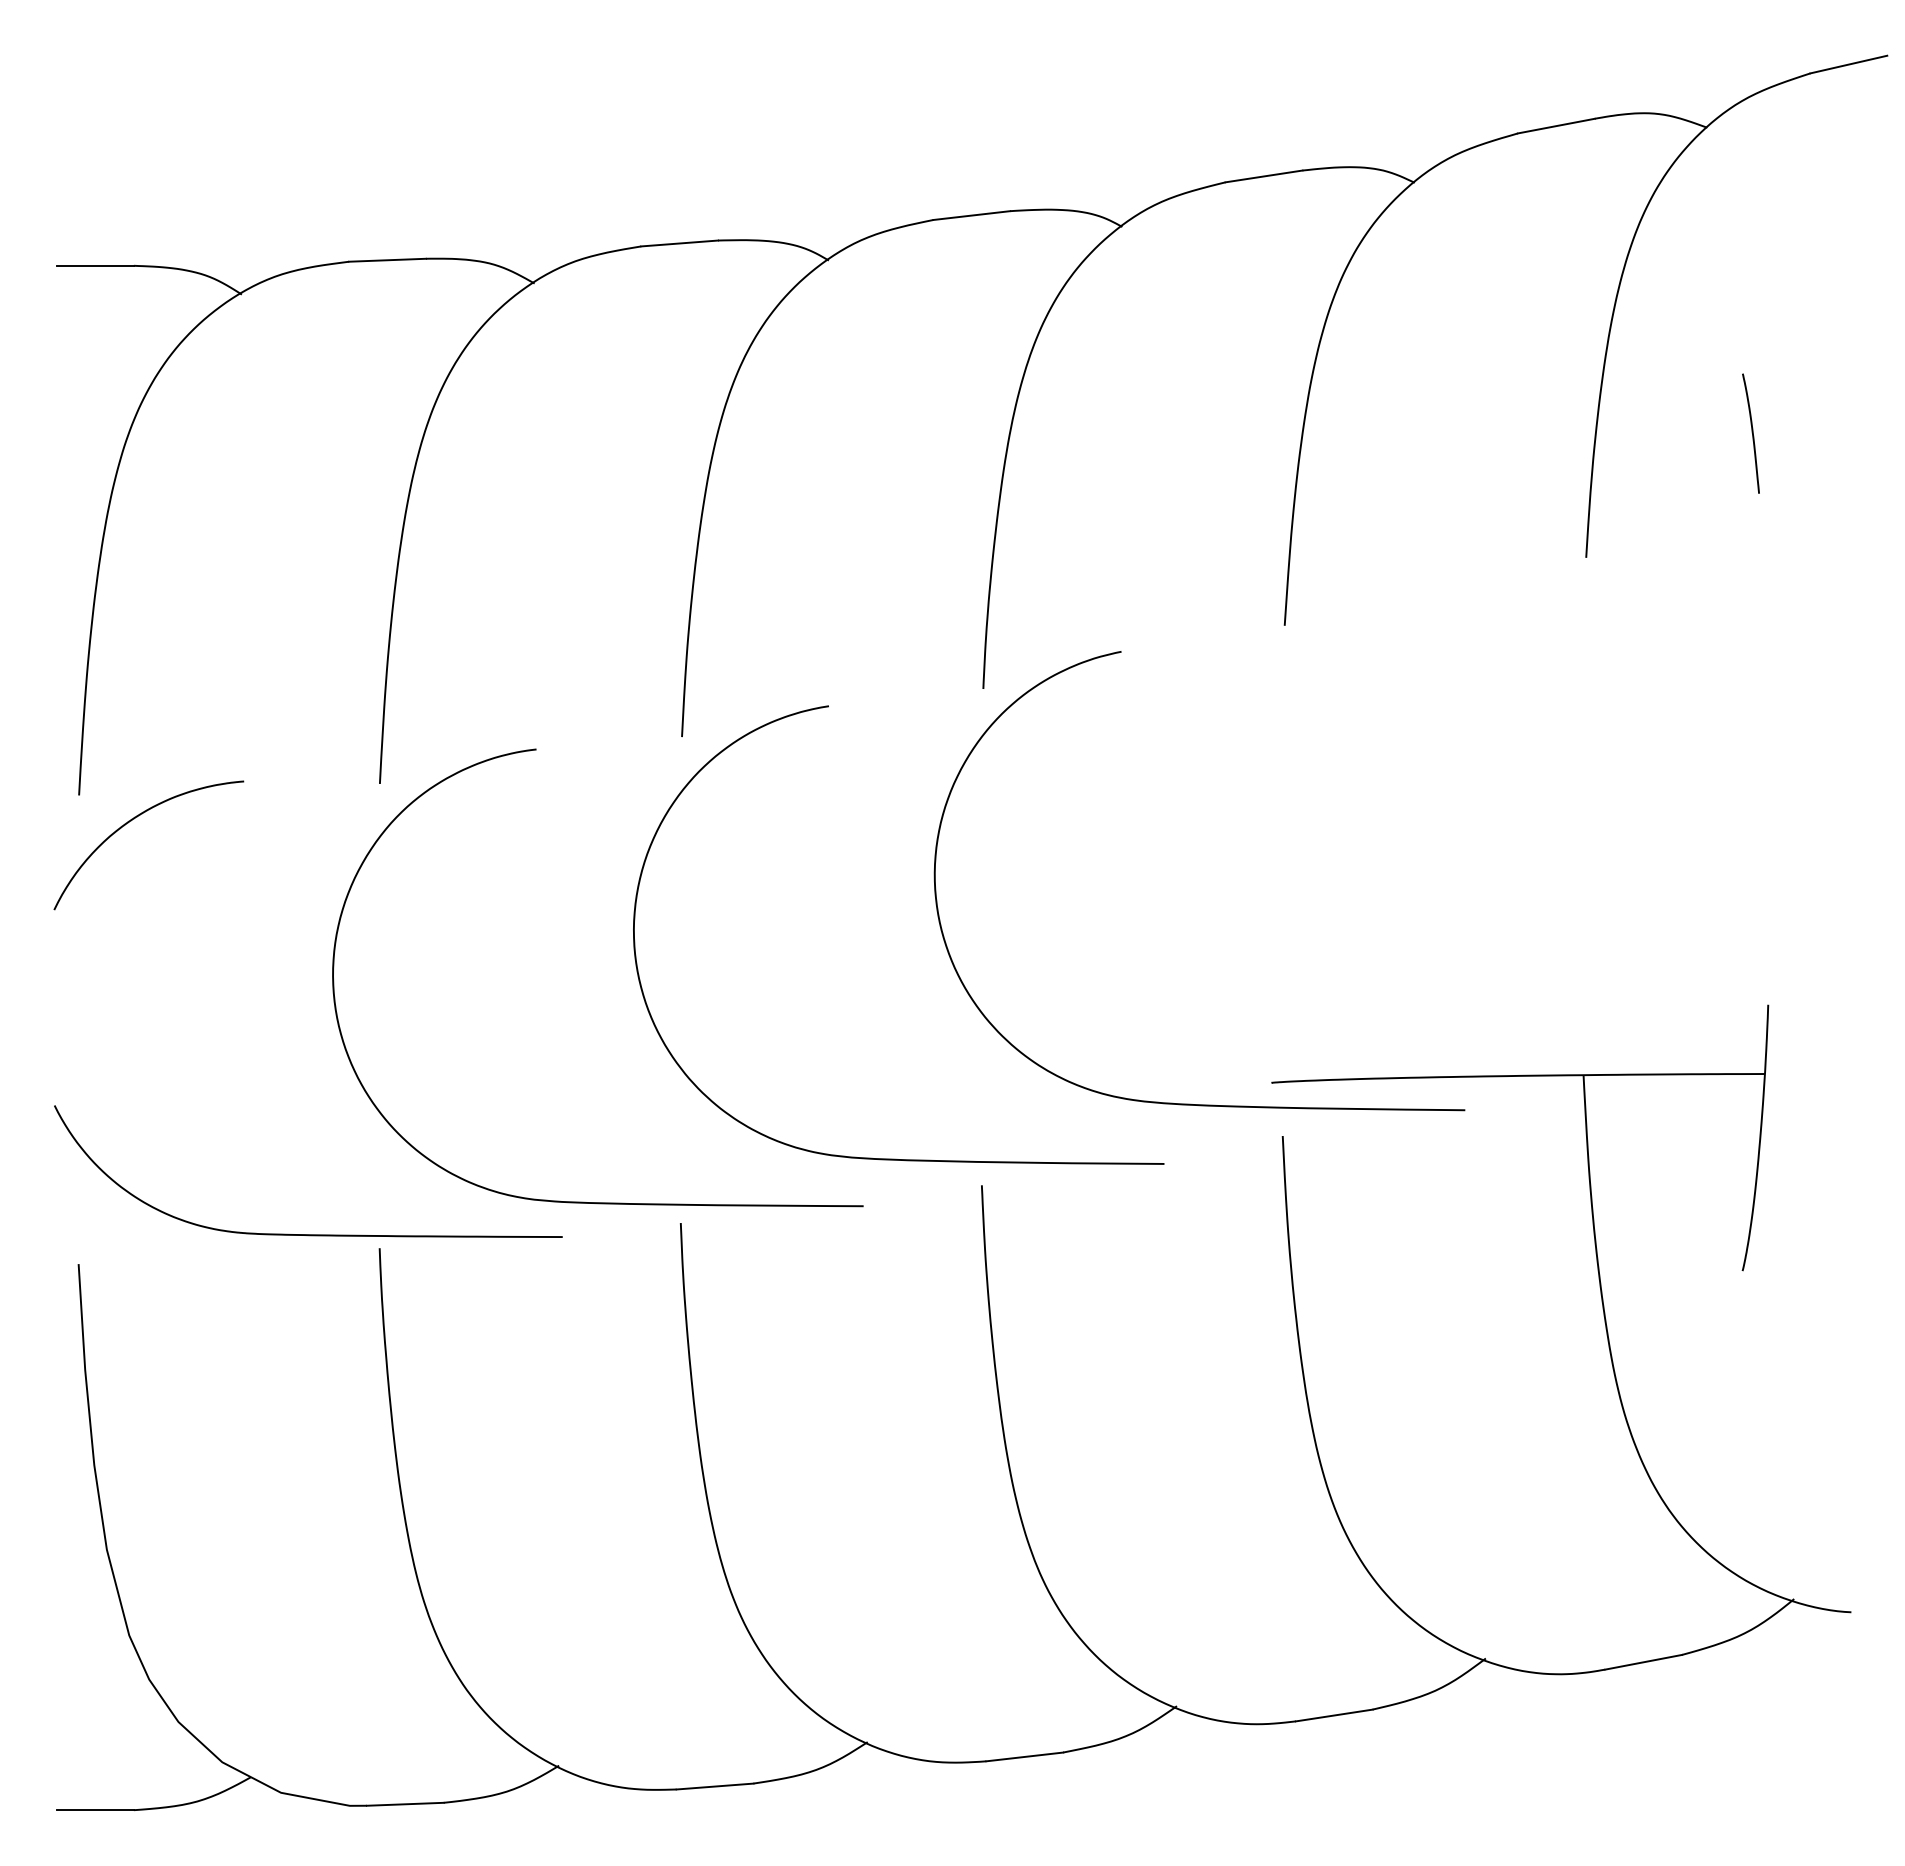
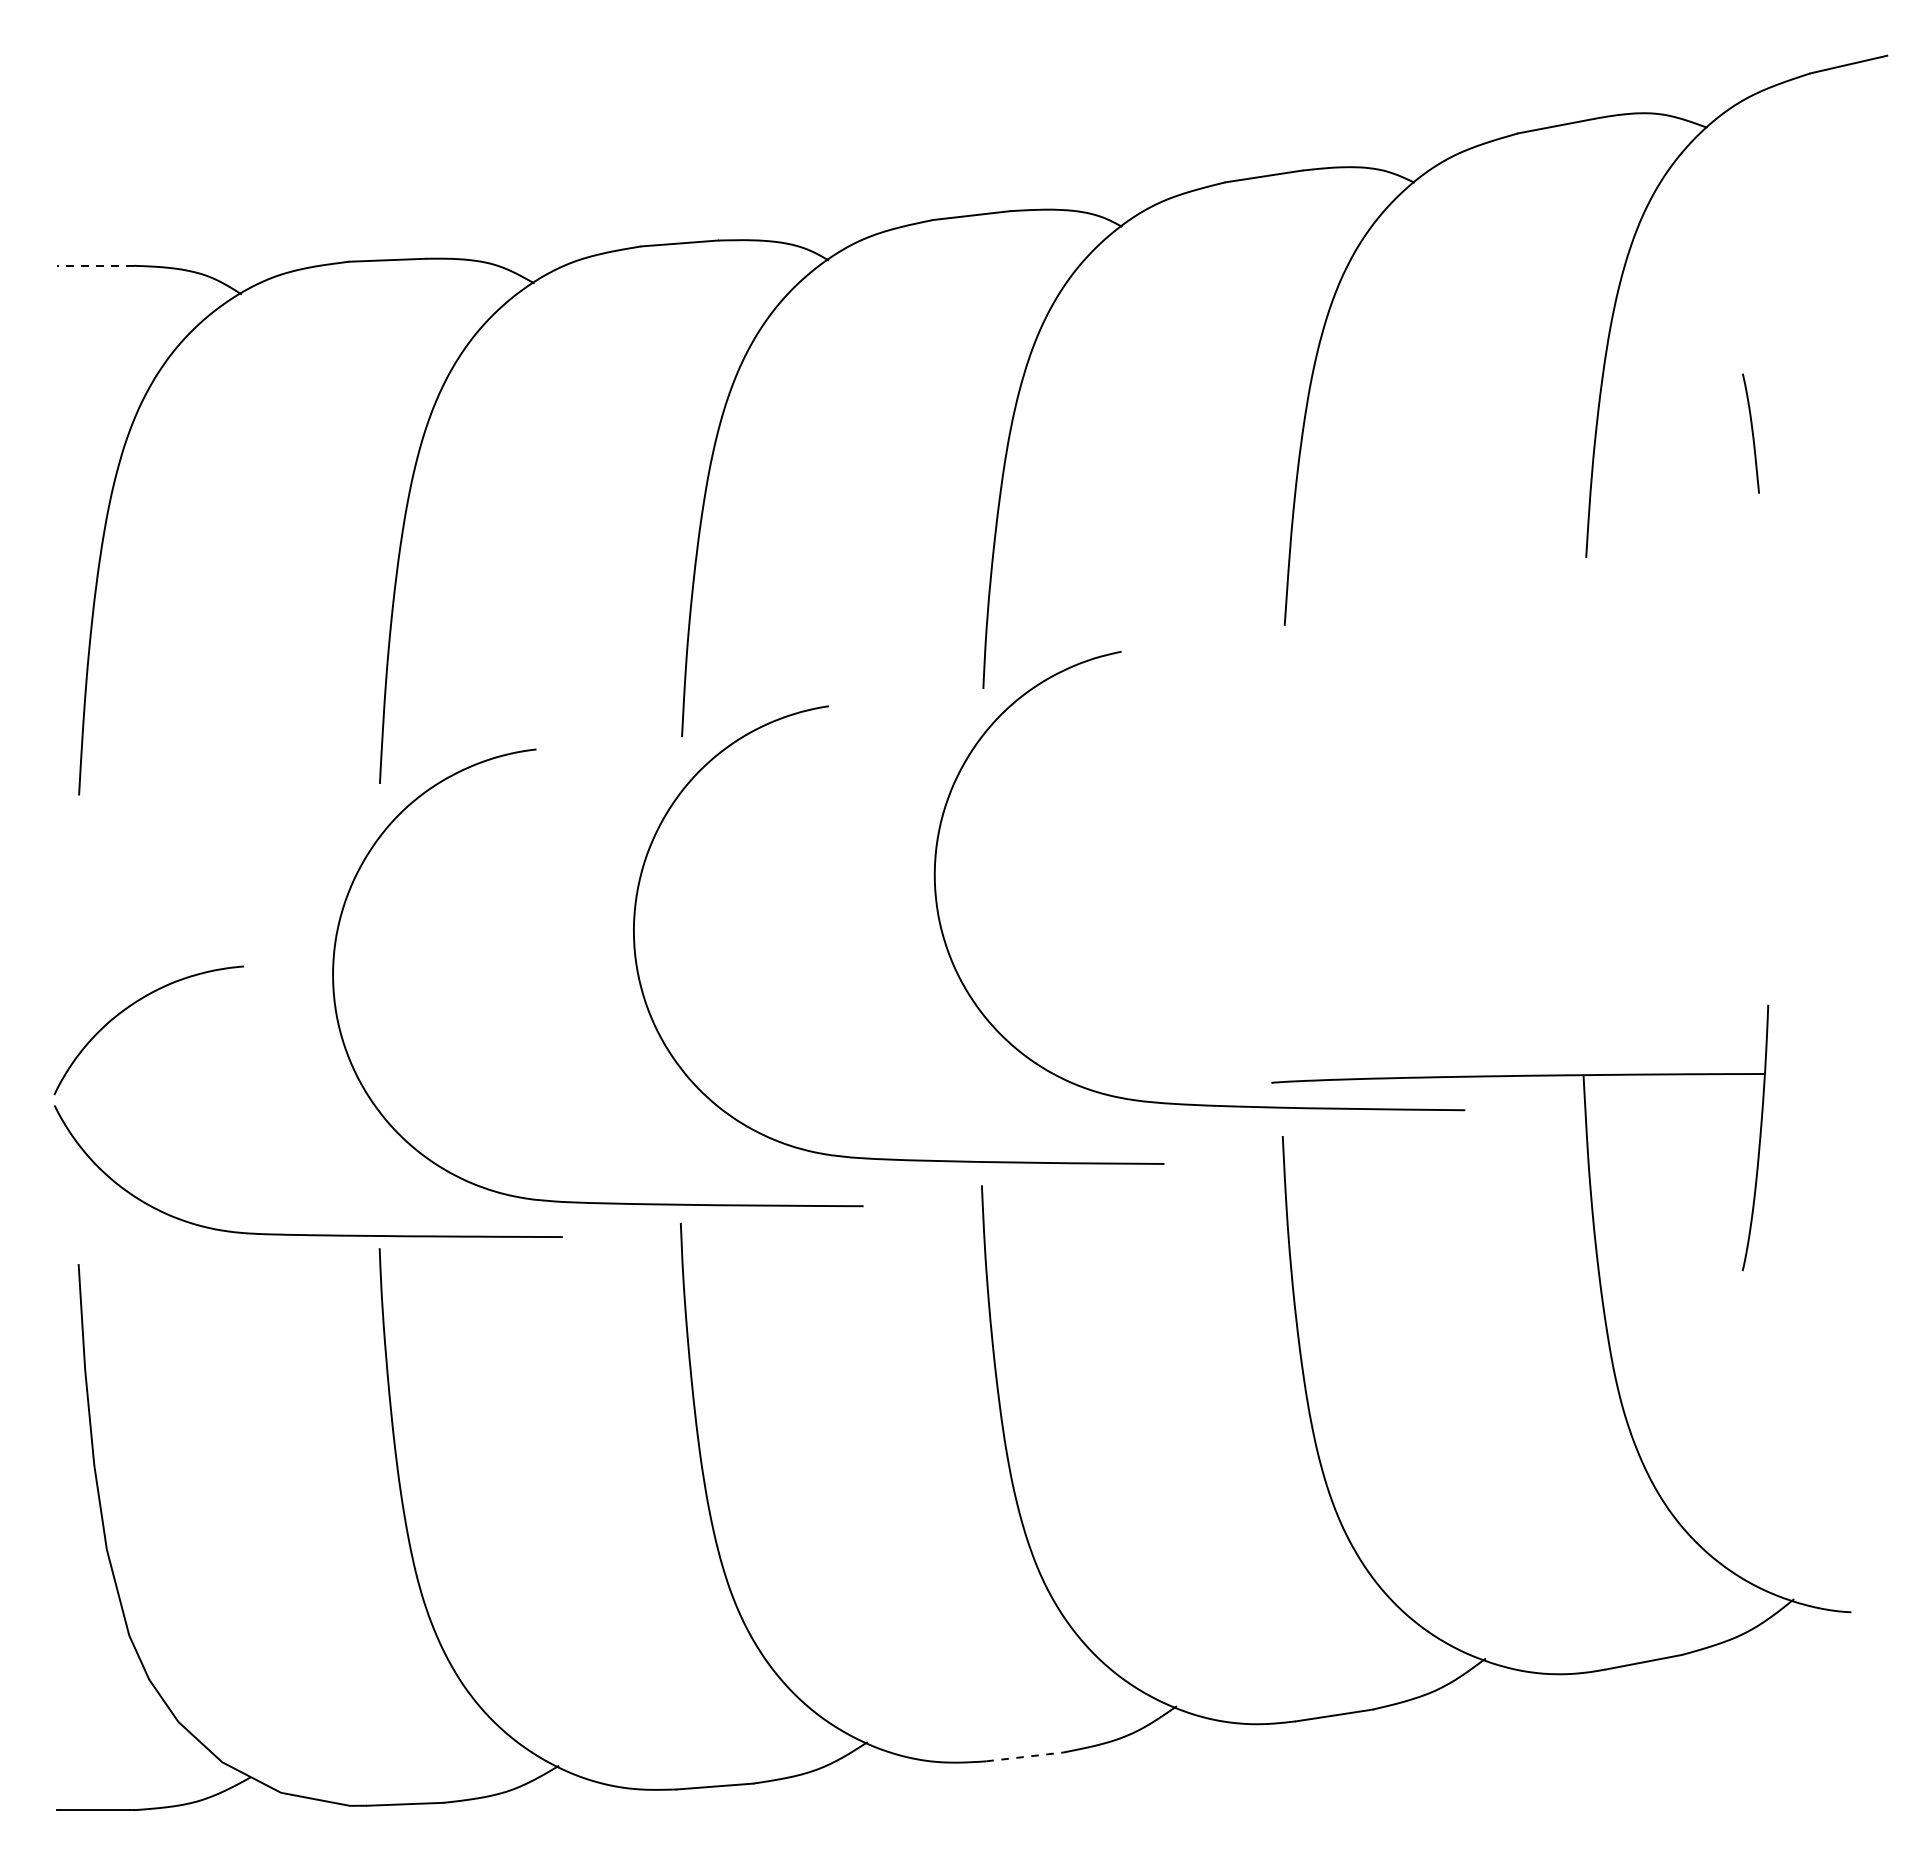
line: solid -> dashed (95, 265)
curve position: (131, 821) -> (131, 1006) (131, 1006)
line: solid -> dashed (1024, 1756)
